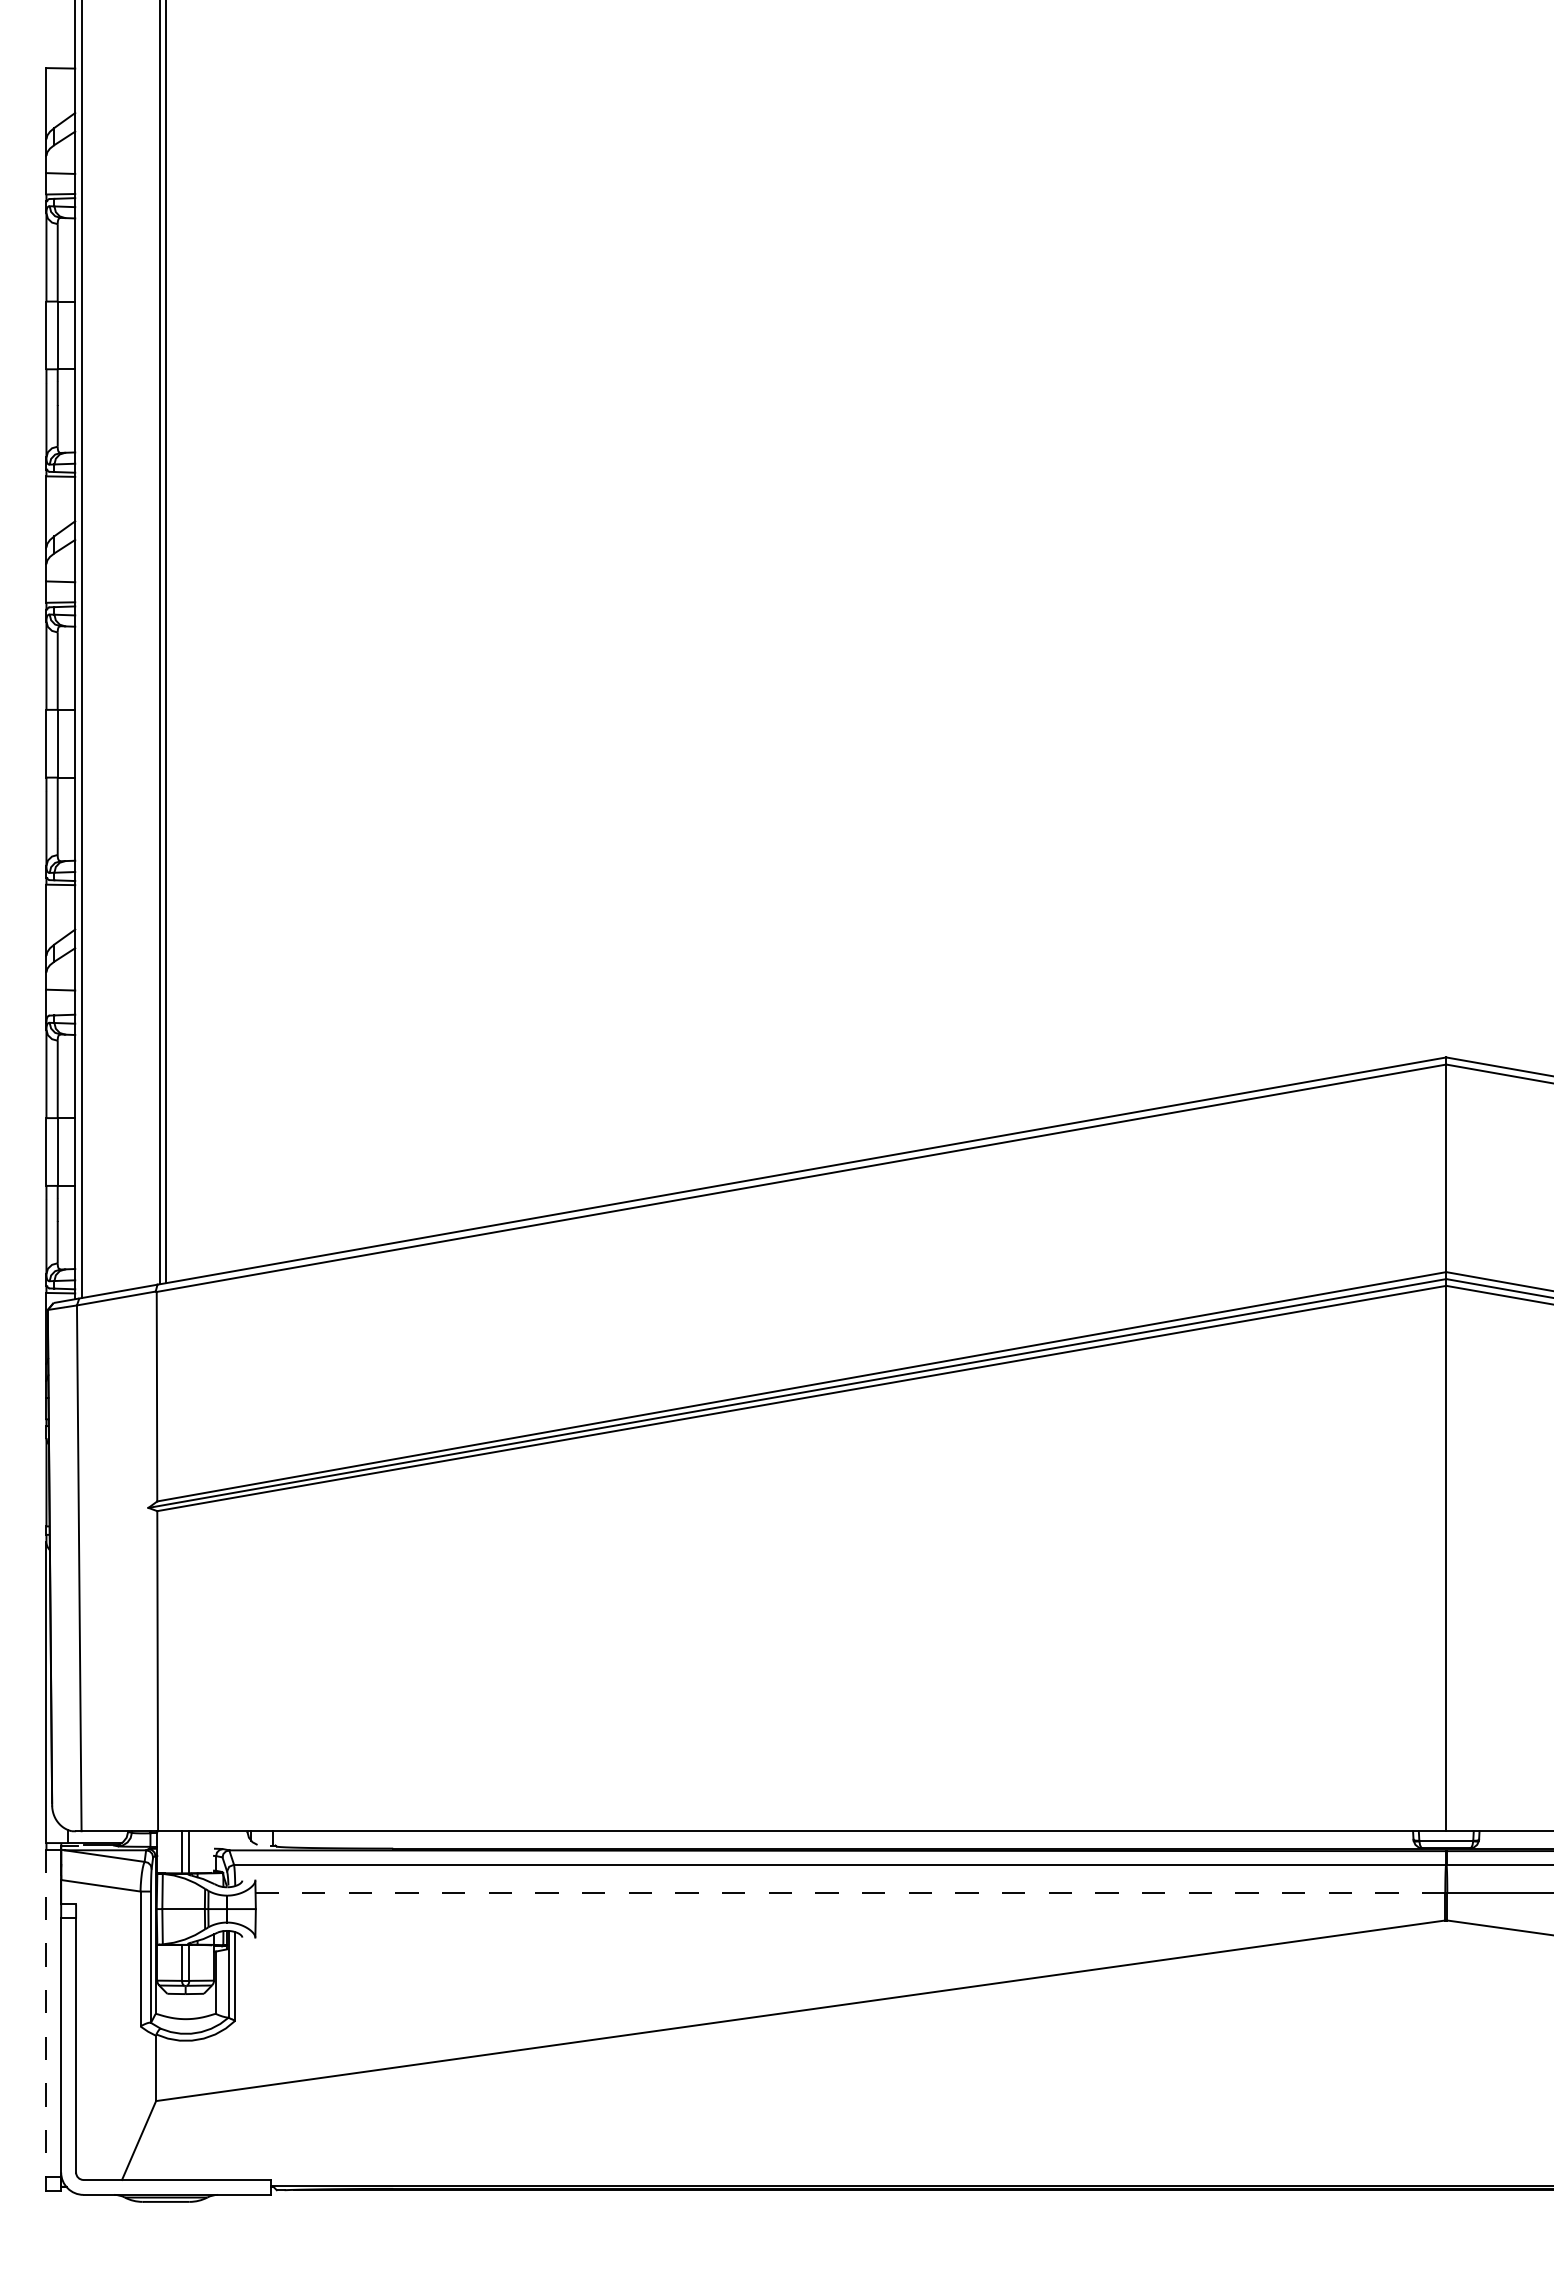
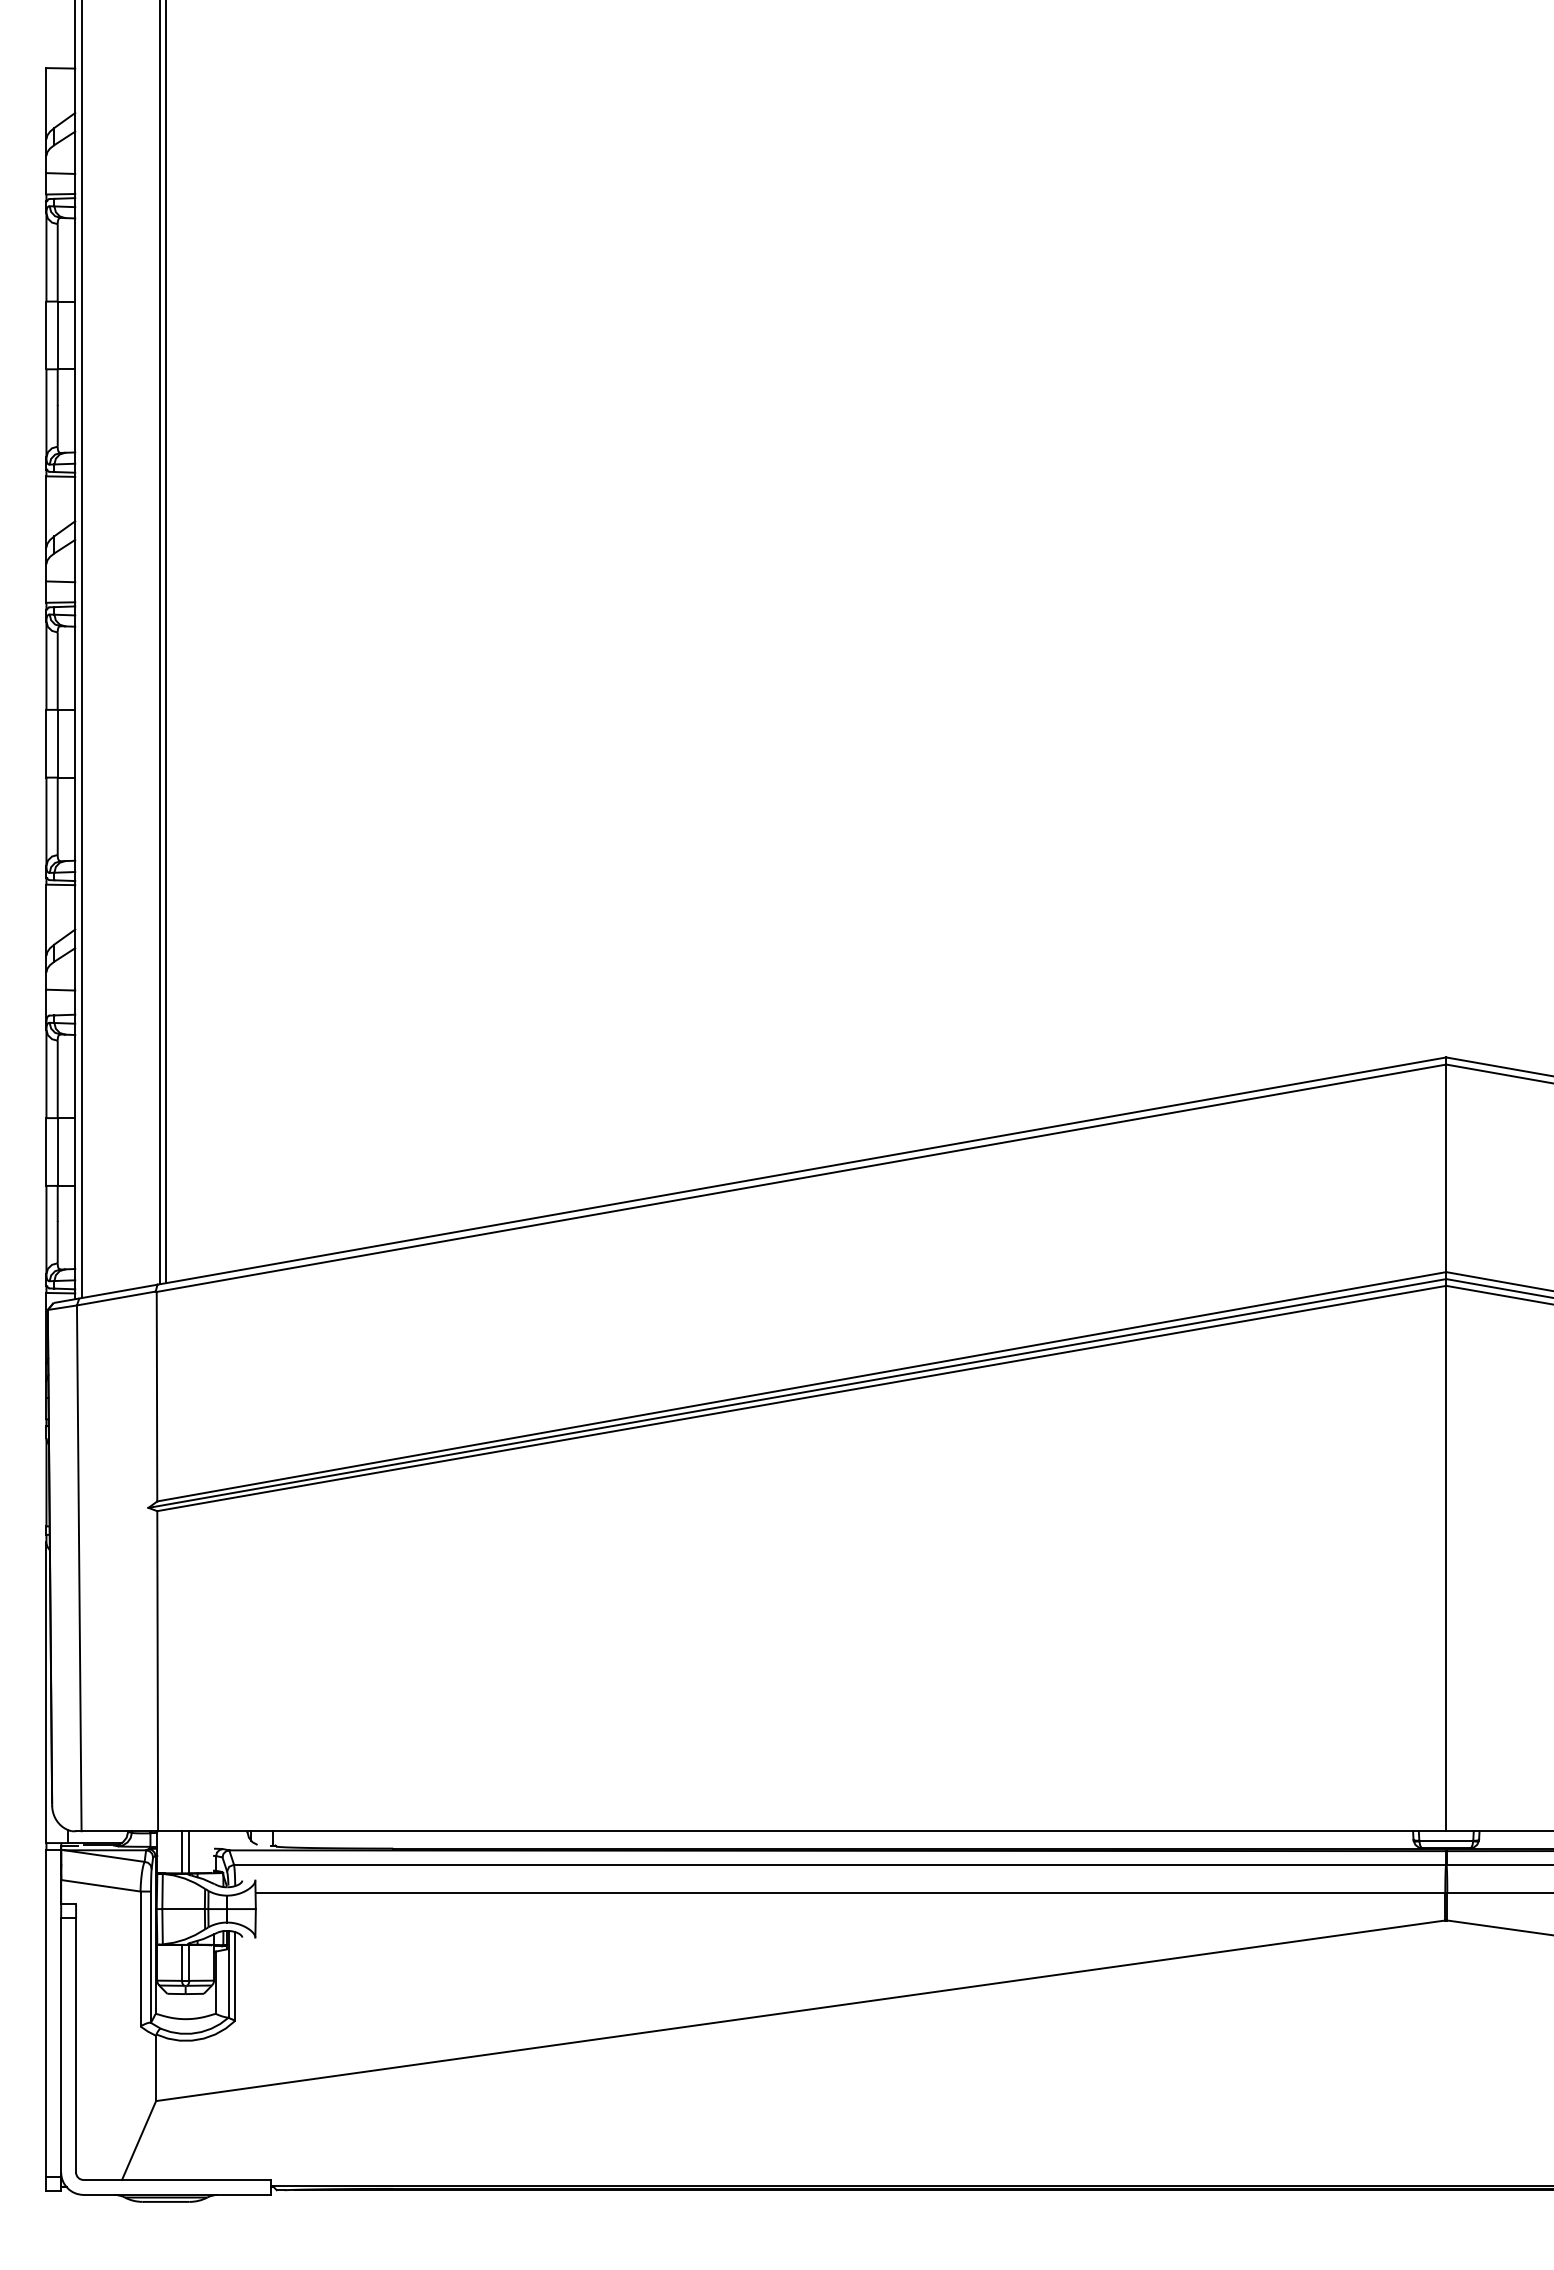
line: dashed -> solid (850, 1892)
line: dashed -> solid (46, 2013)
